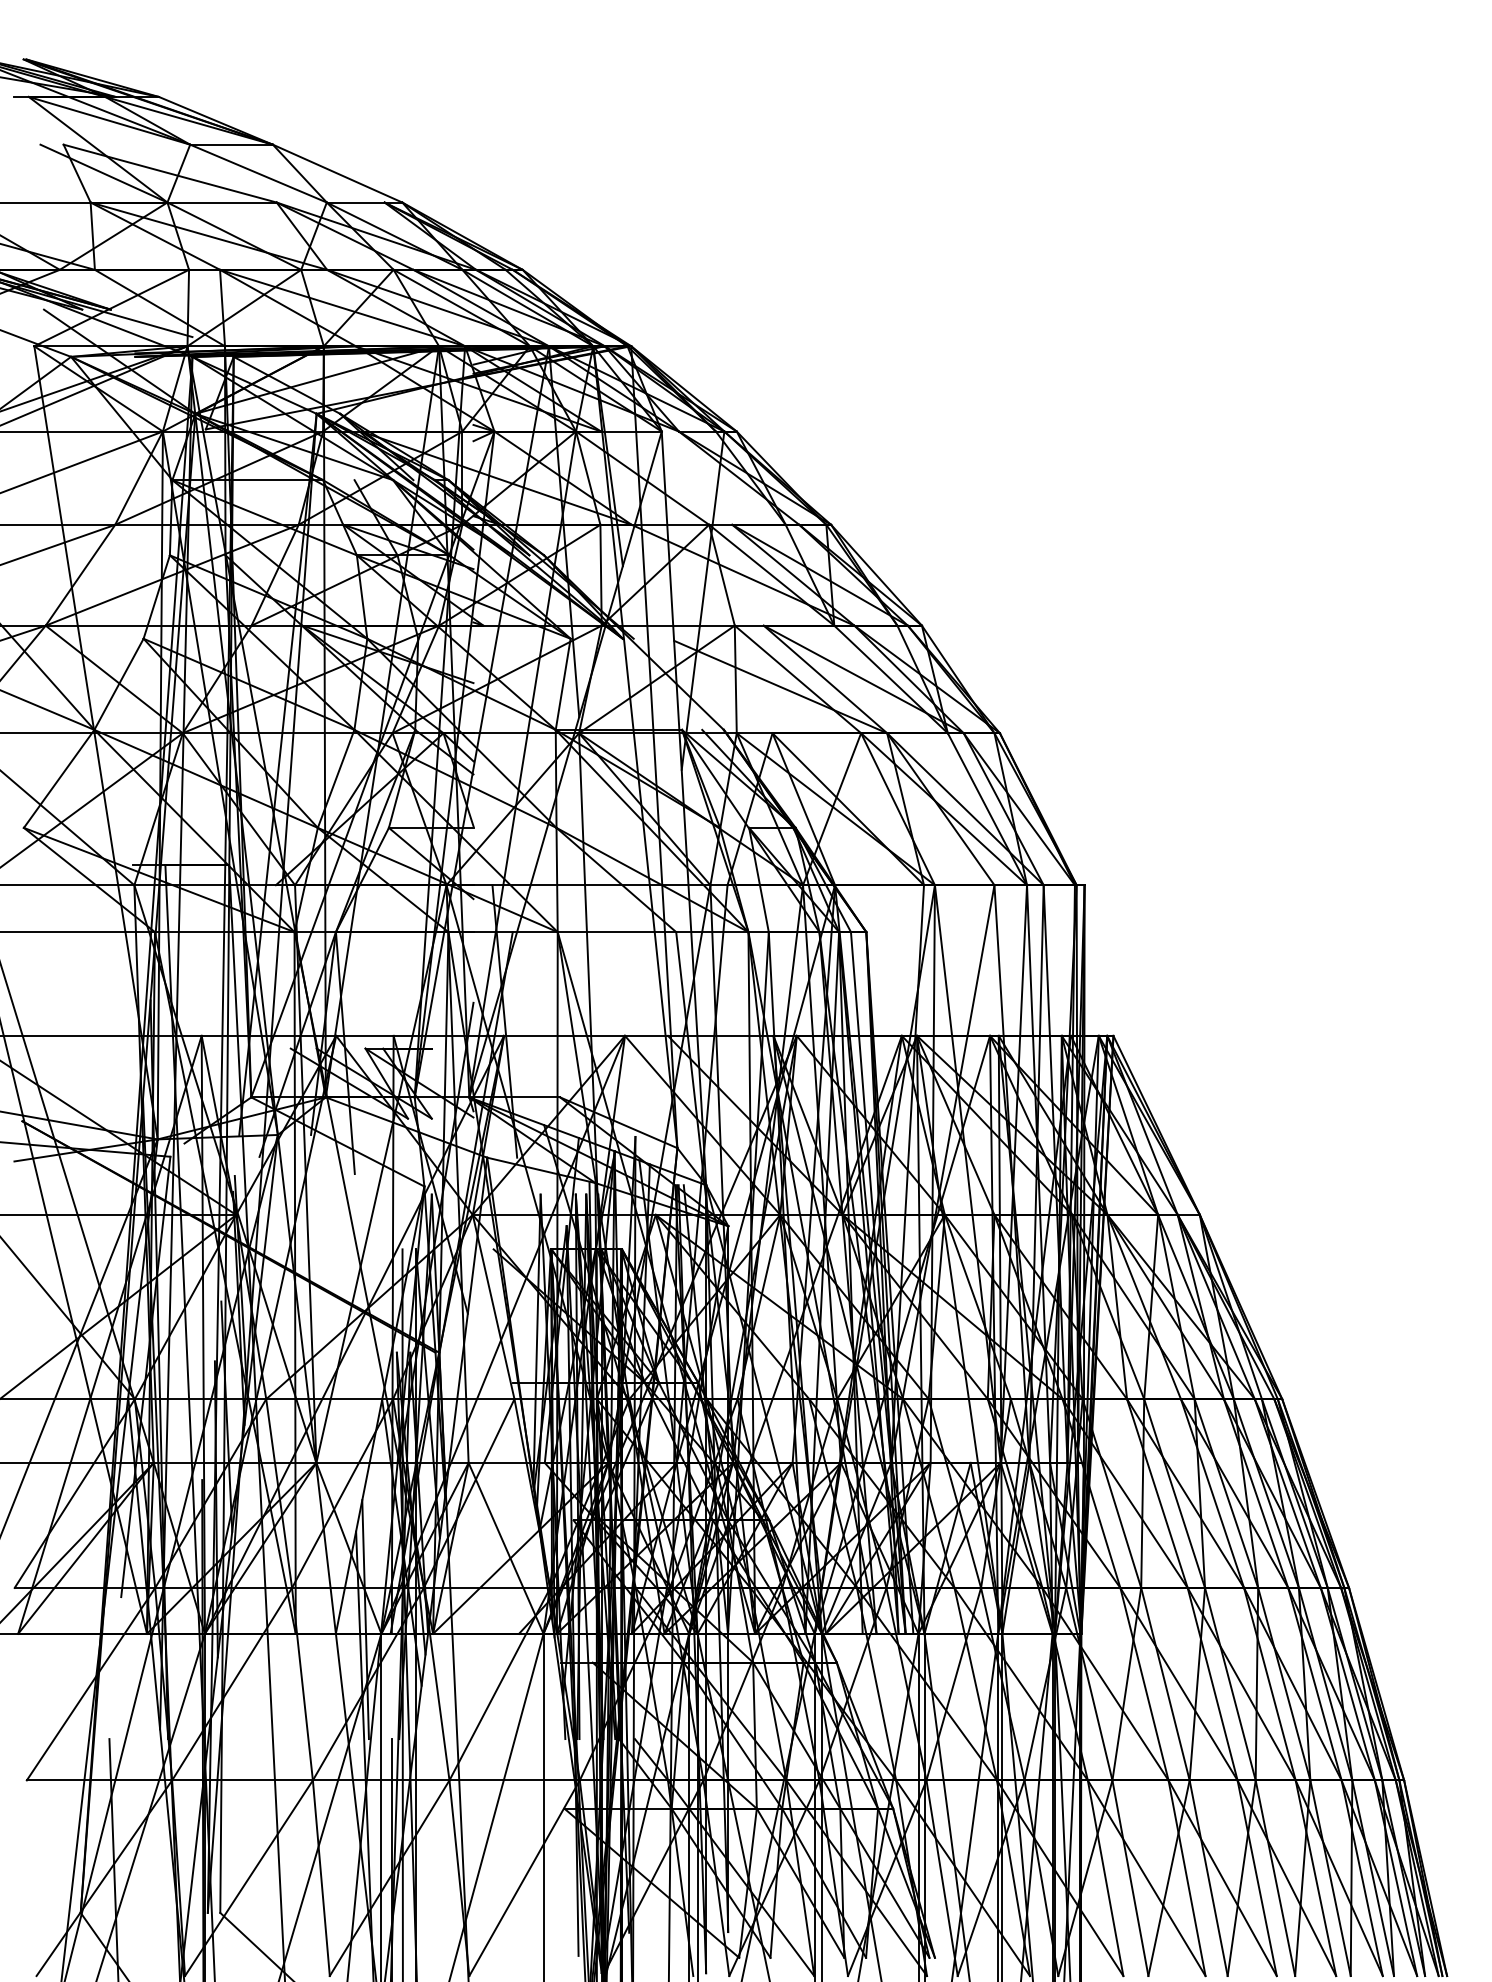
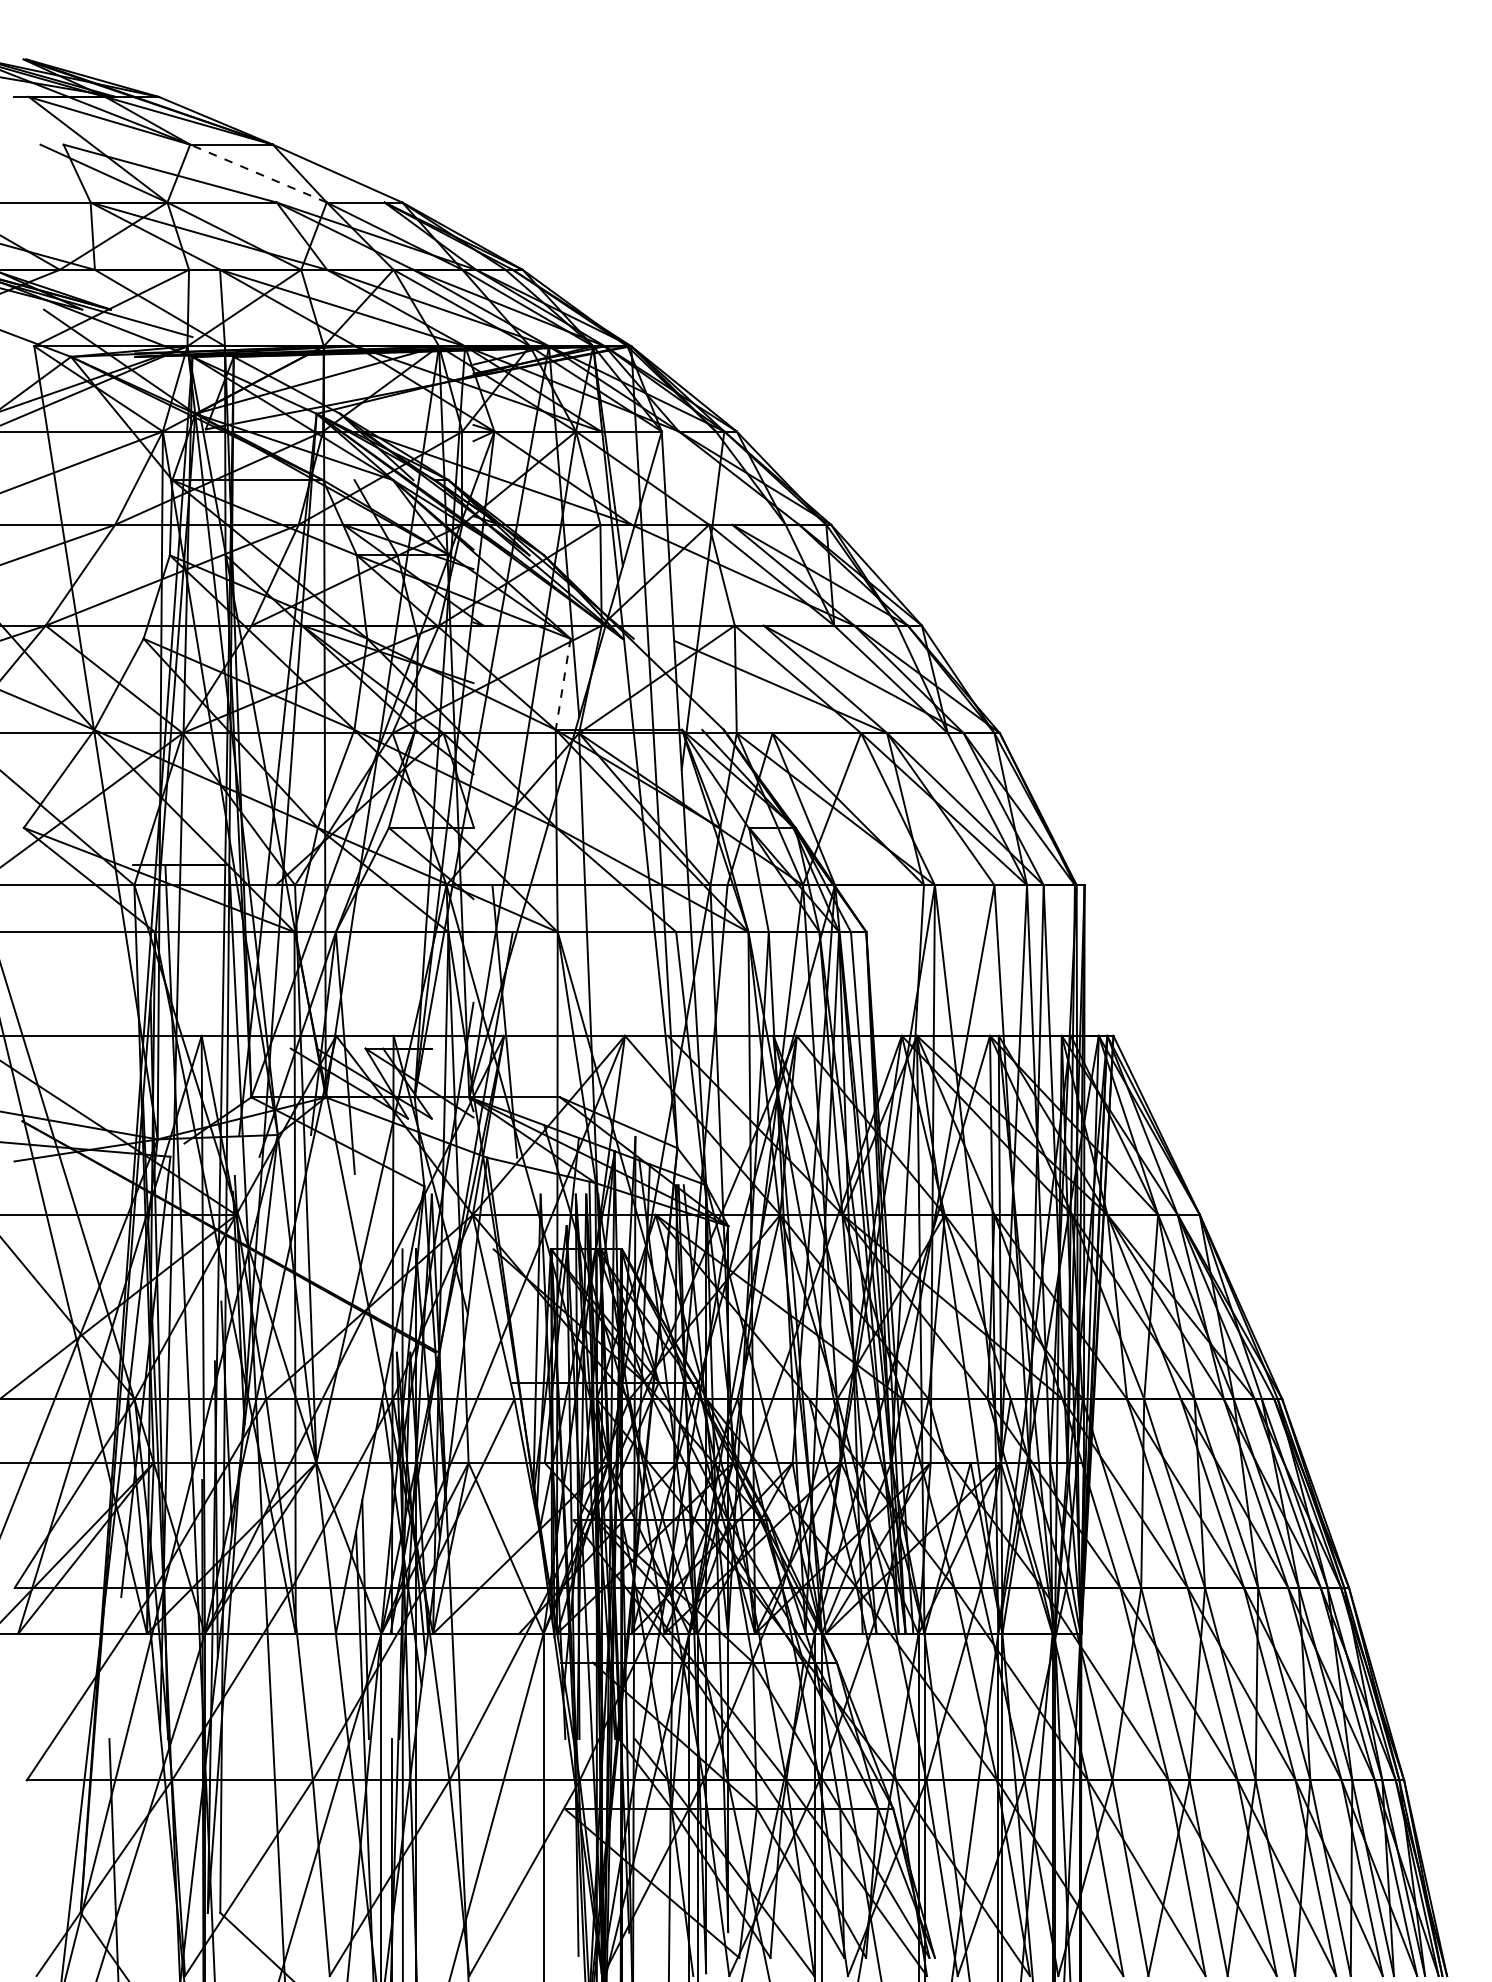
line: solid -> dashed (258, 173)
line: solid -> dashed (563, 684)
